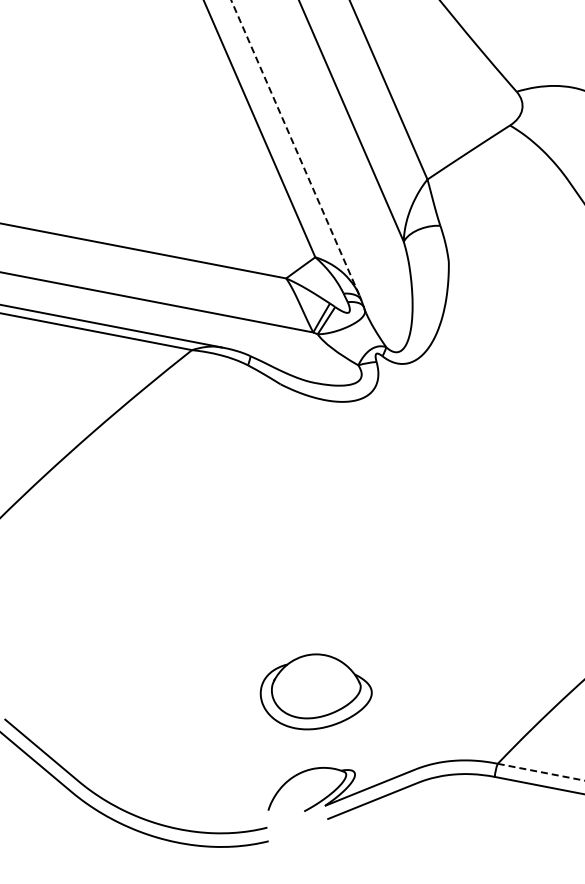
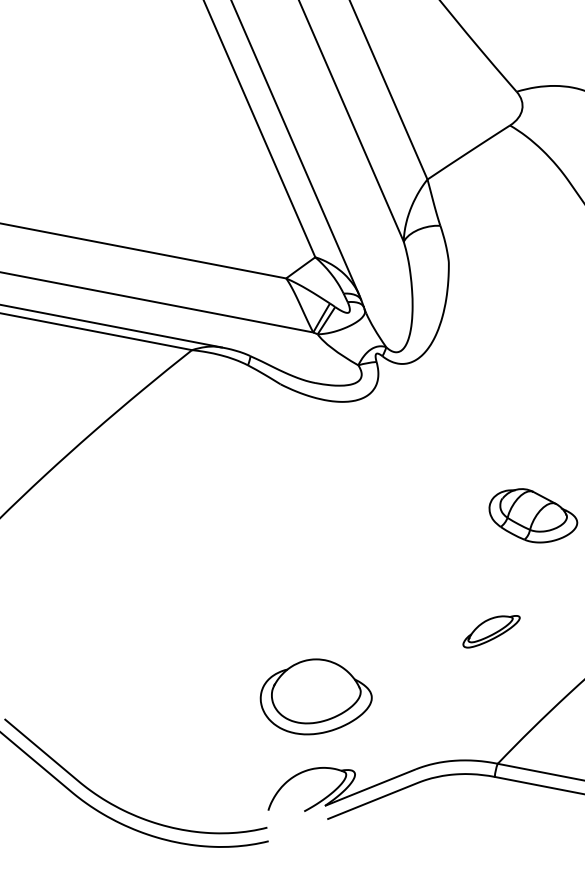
line: dashed -> solid (295, 147)
part: none -> present (533, 515)
part: none -> present (491, 631)
part position: (315, 691) -> (315, 696) (315, 696)
line: dashed -> solid (540, 772)
